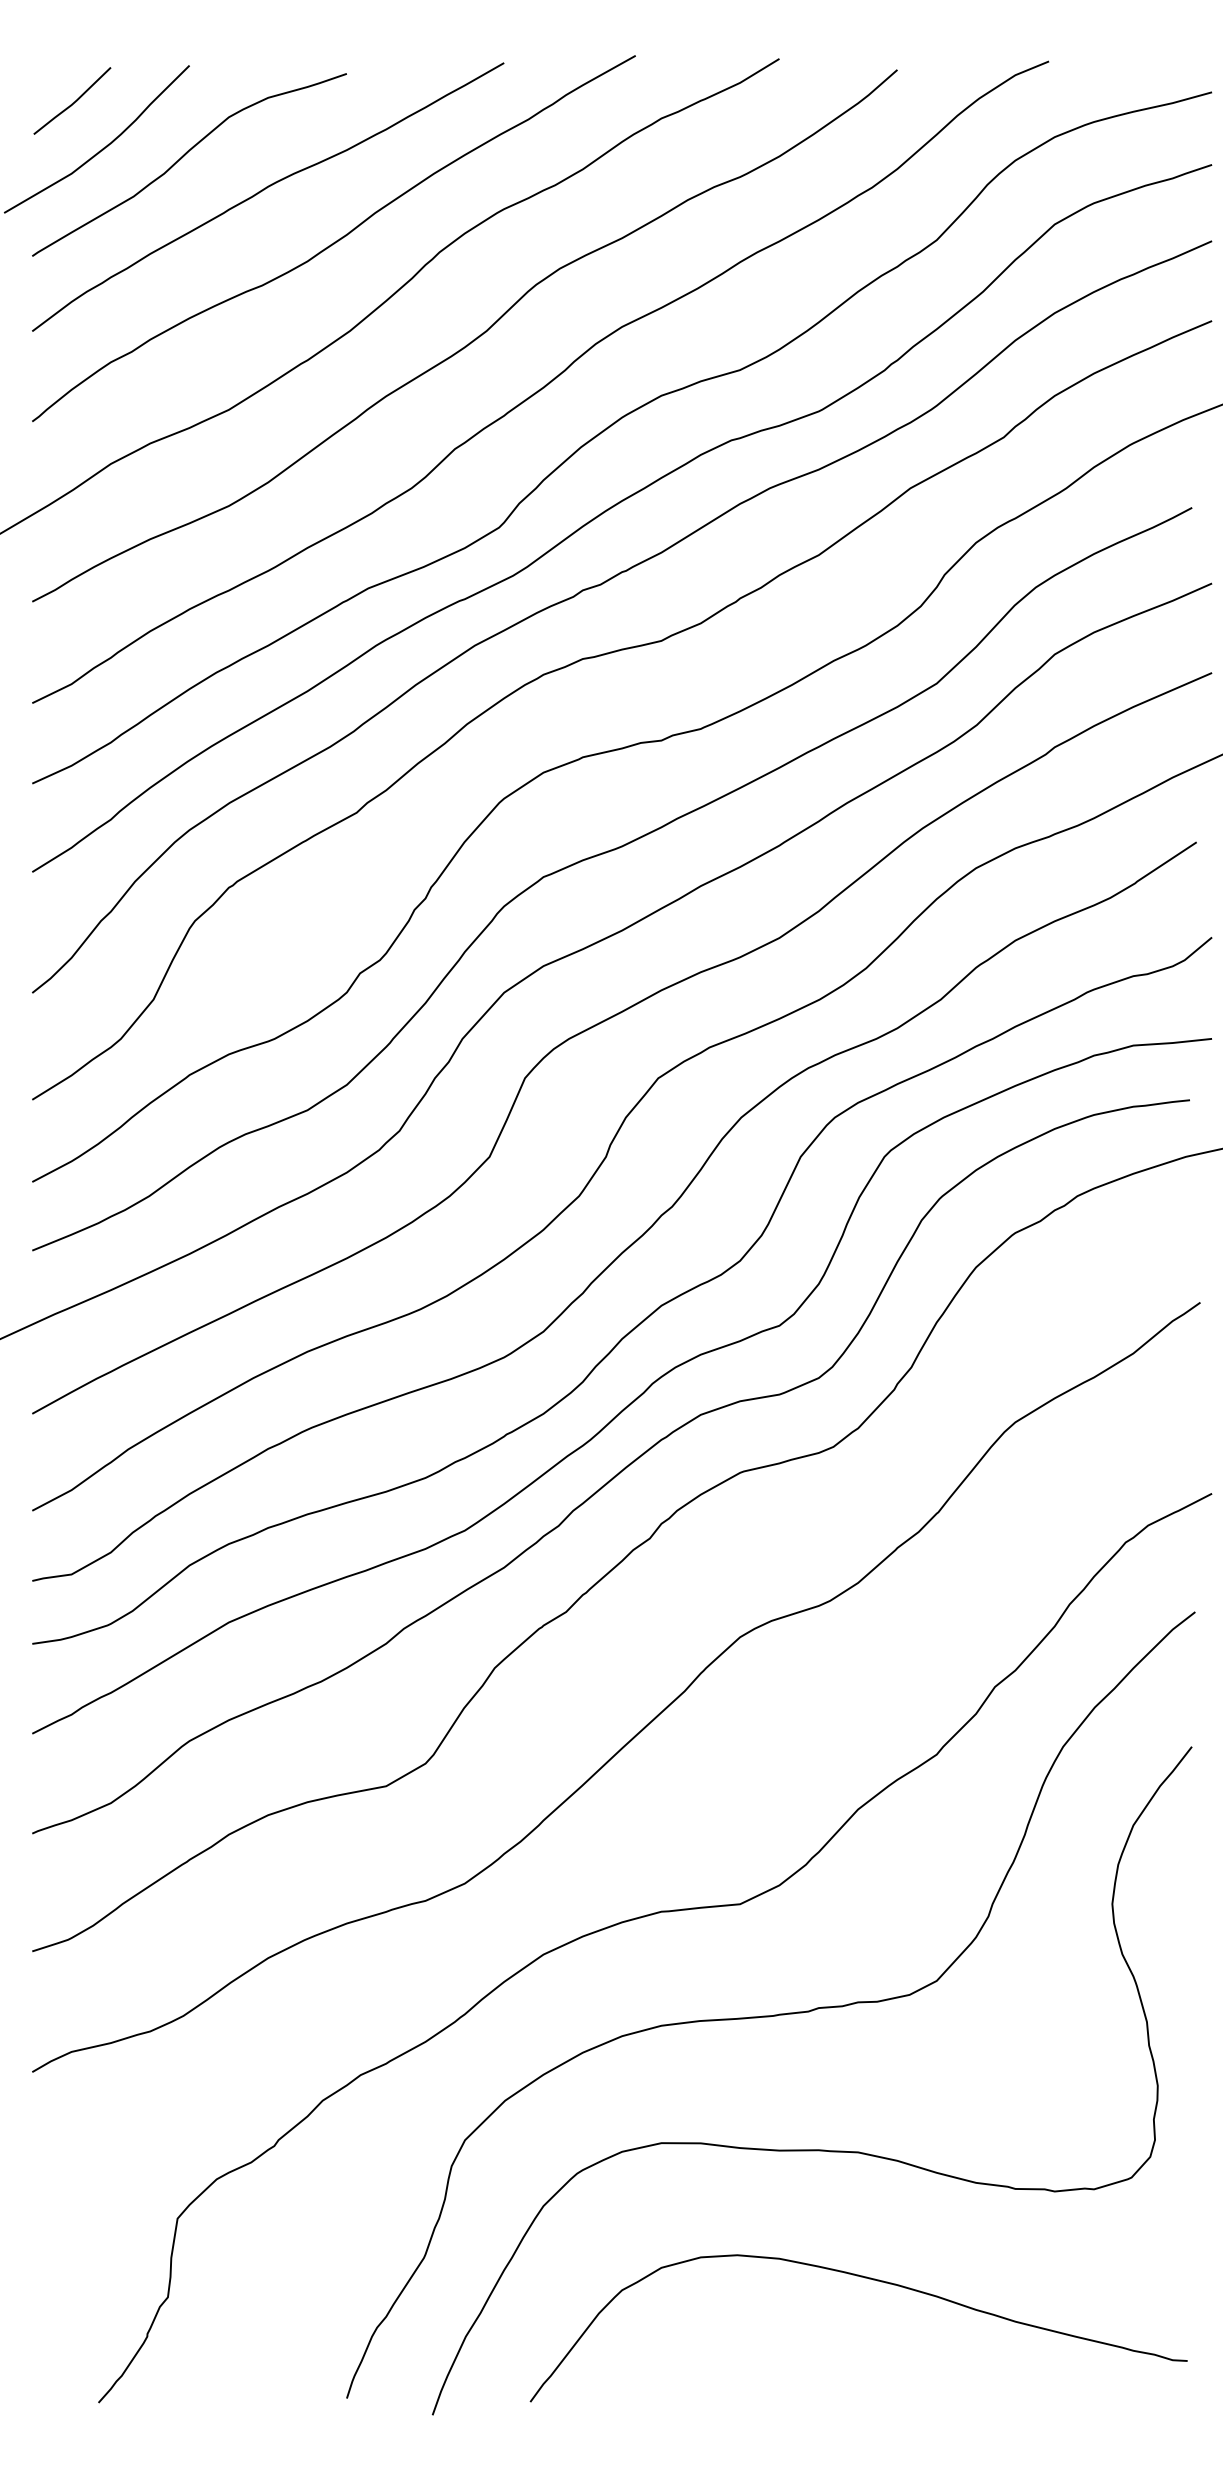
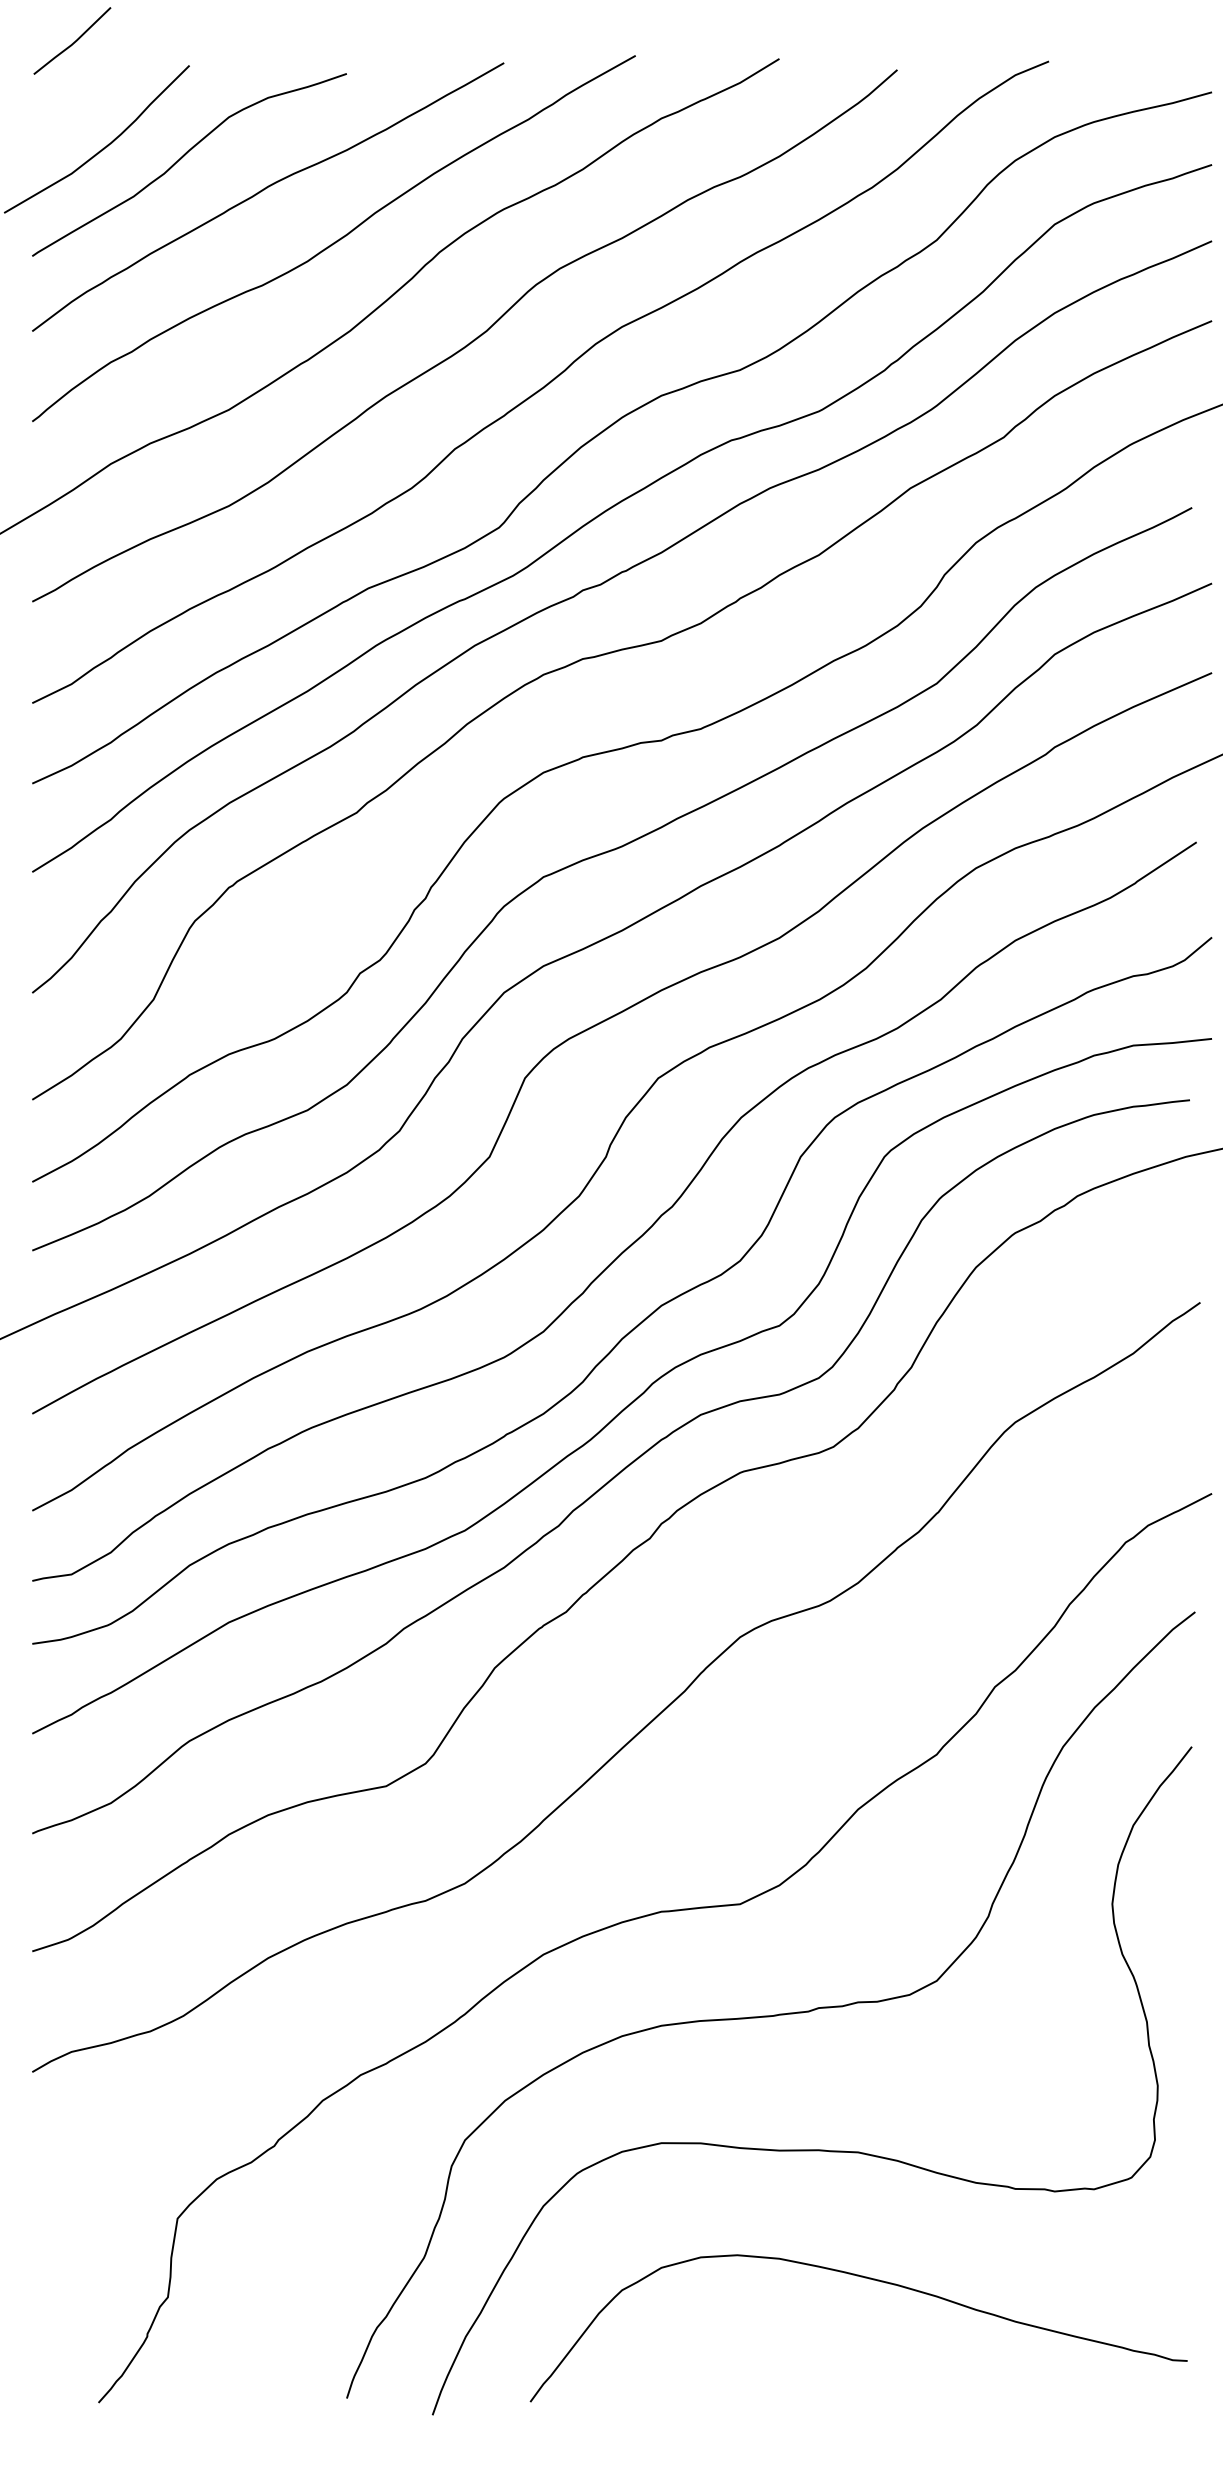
line position: (74, 101) -> (74, 41) (74, 41)
